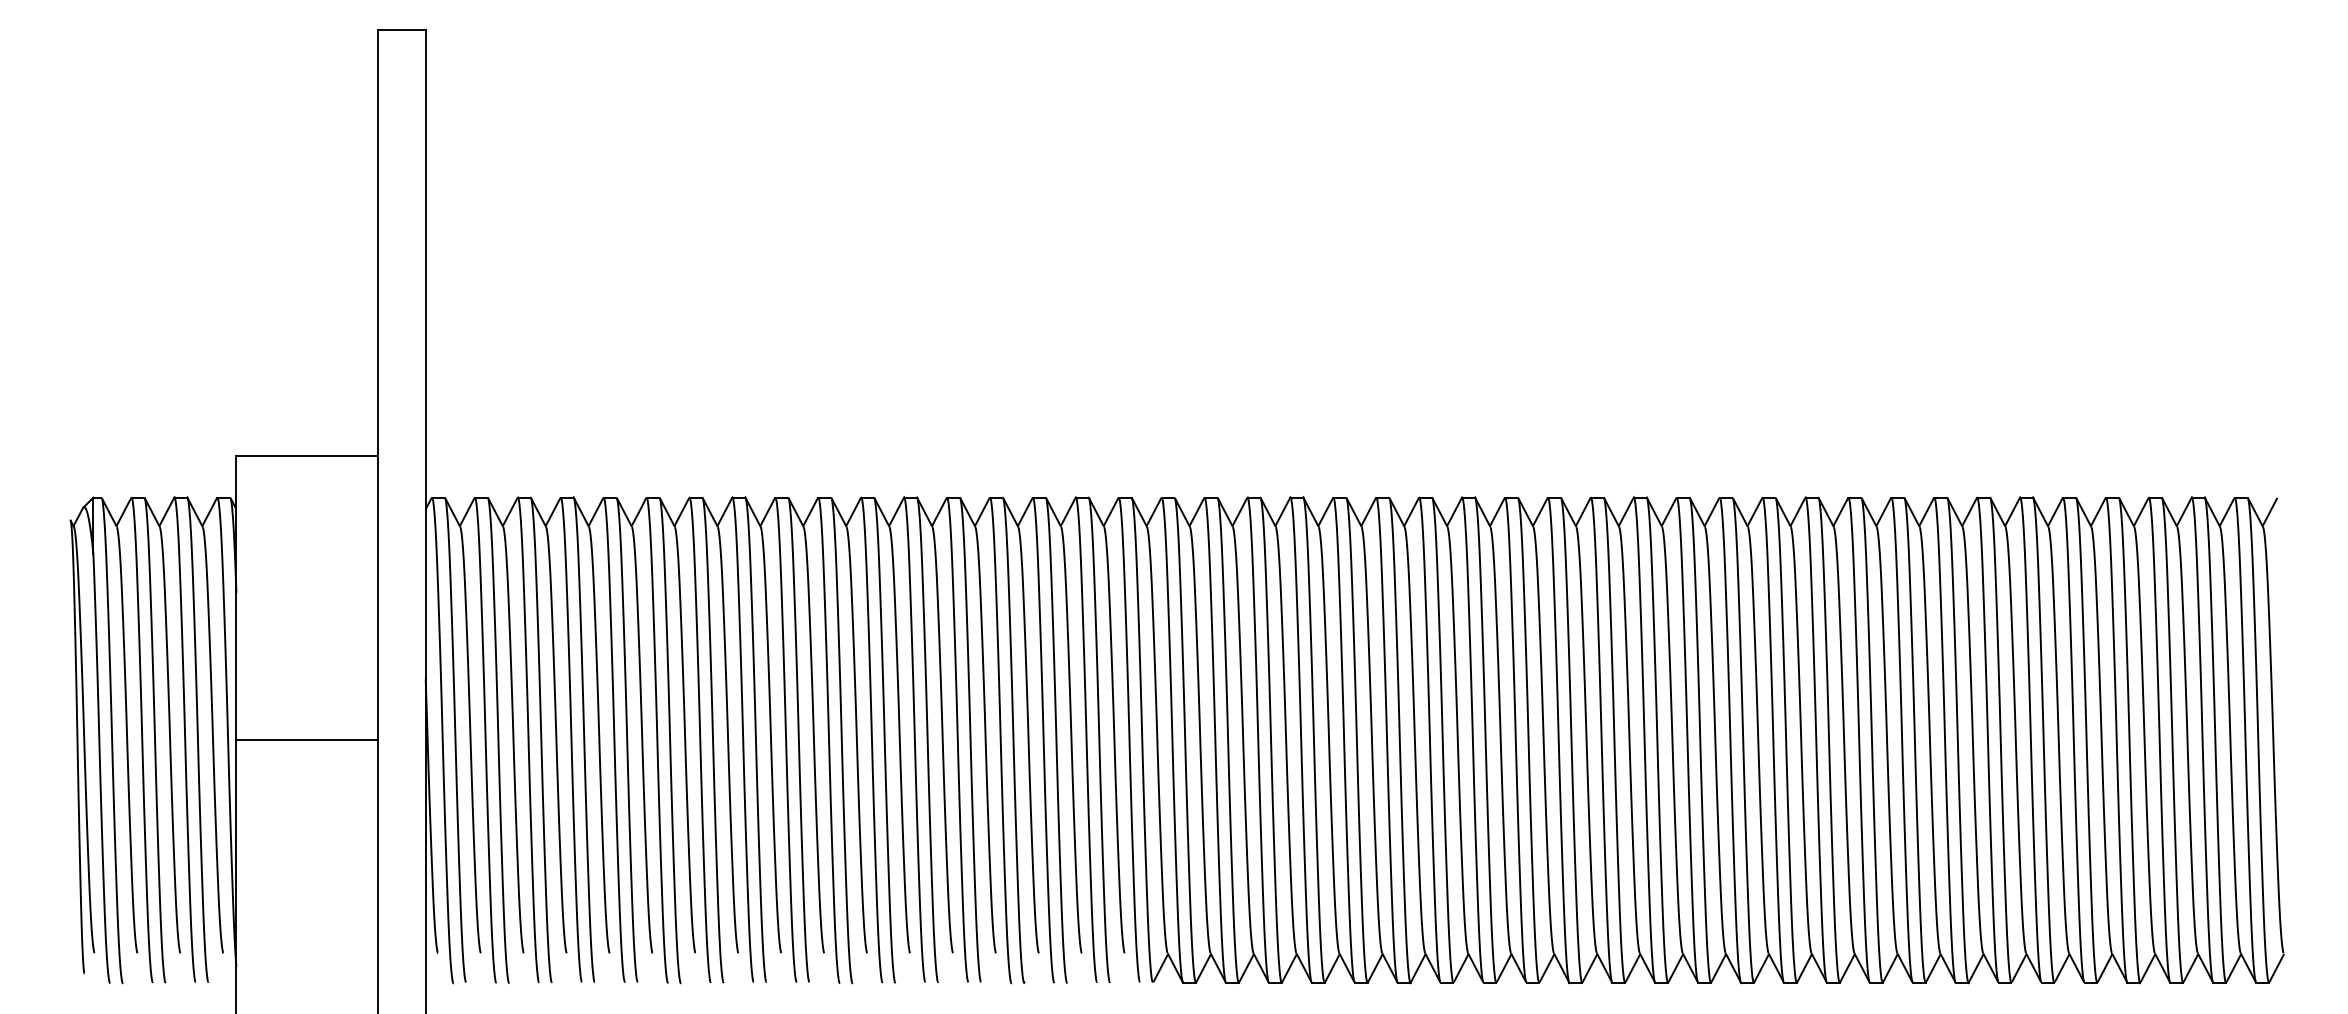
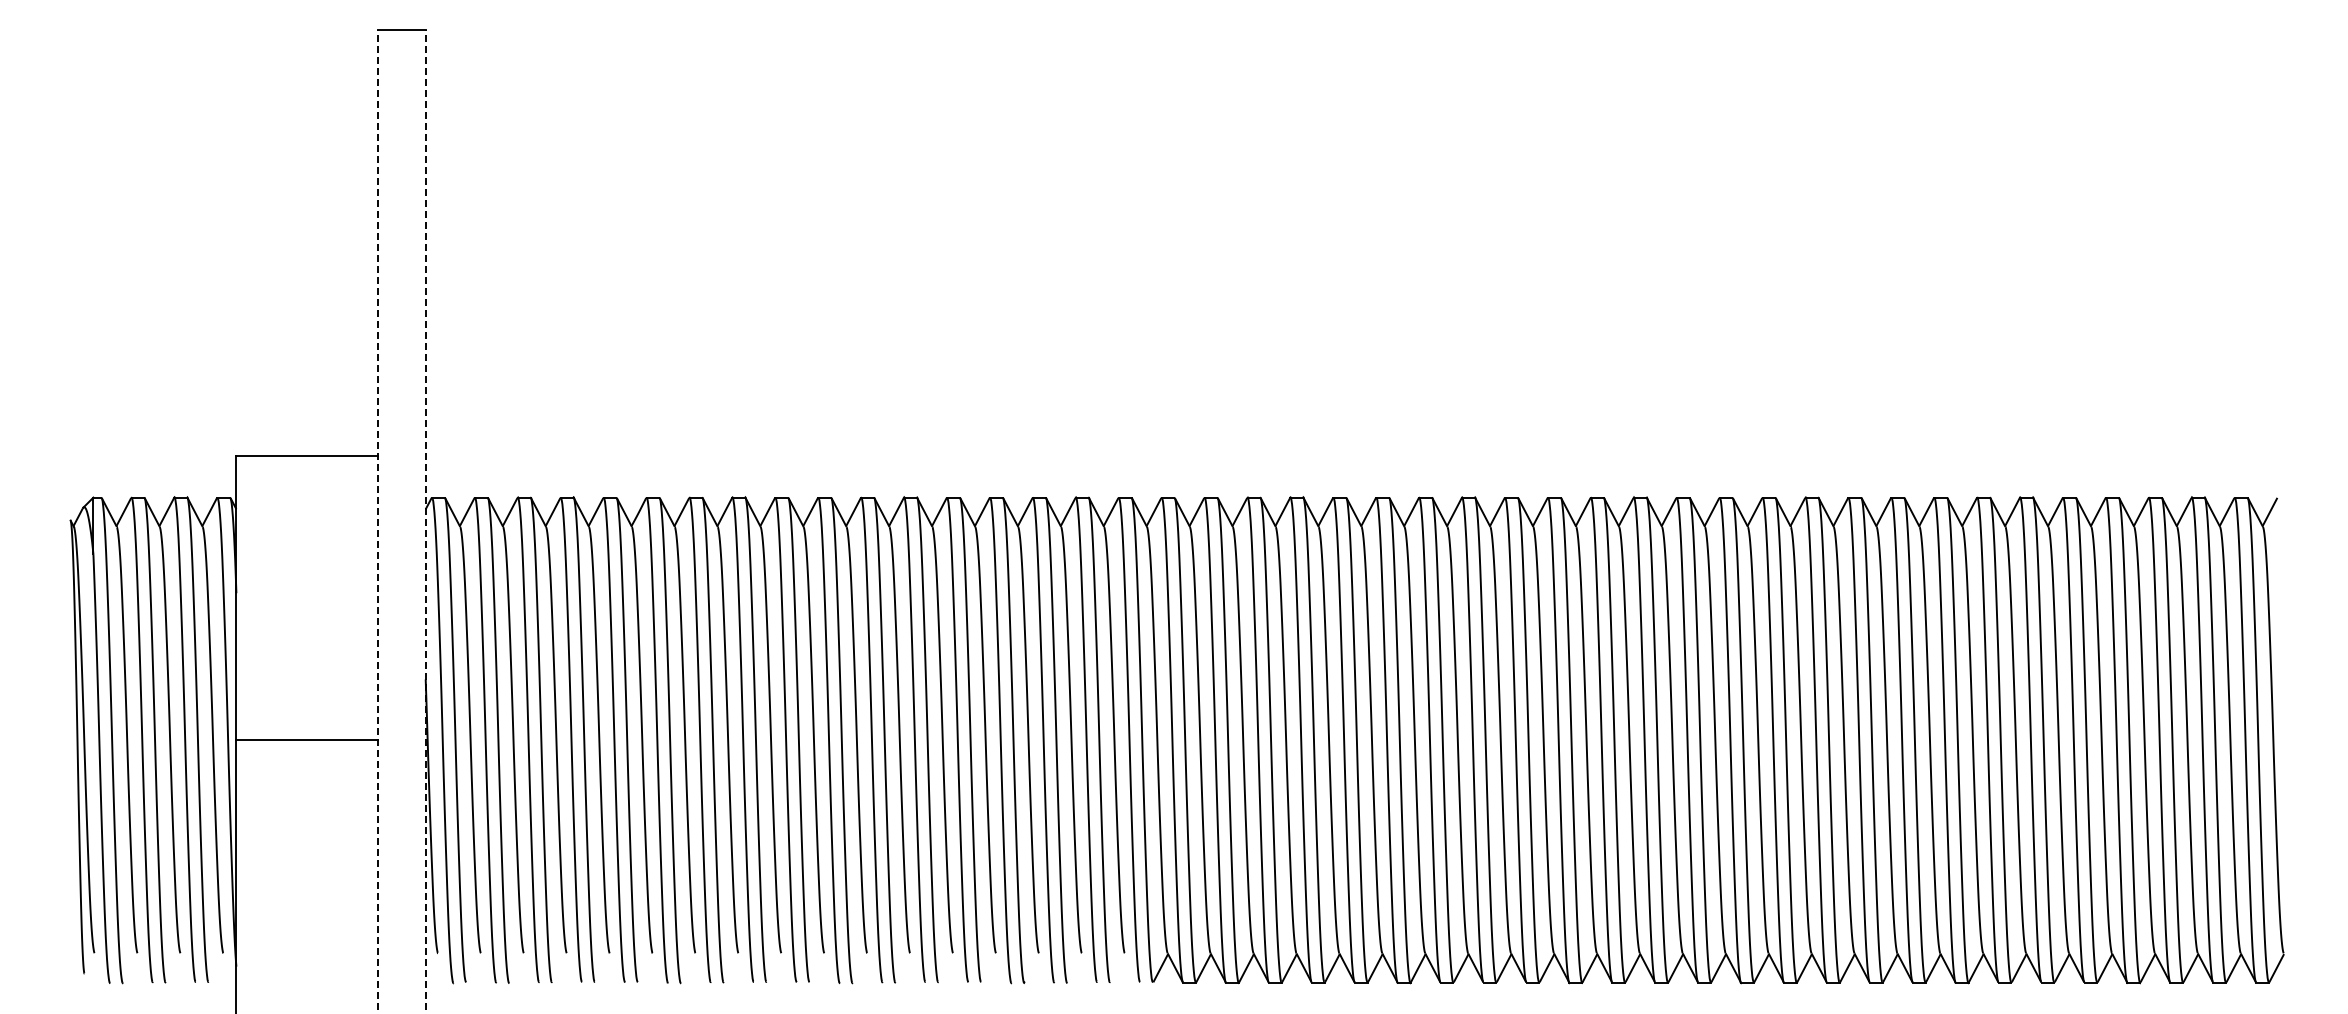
line: solid -> dashed (378, 521)
line: solid -> dashed (425, 521)
